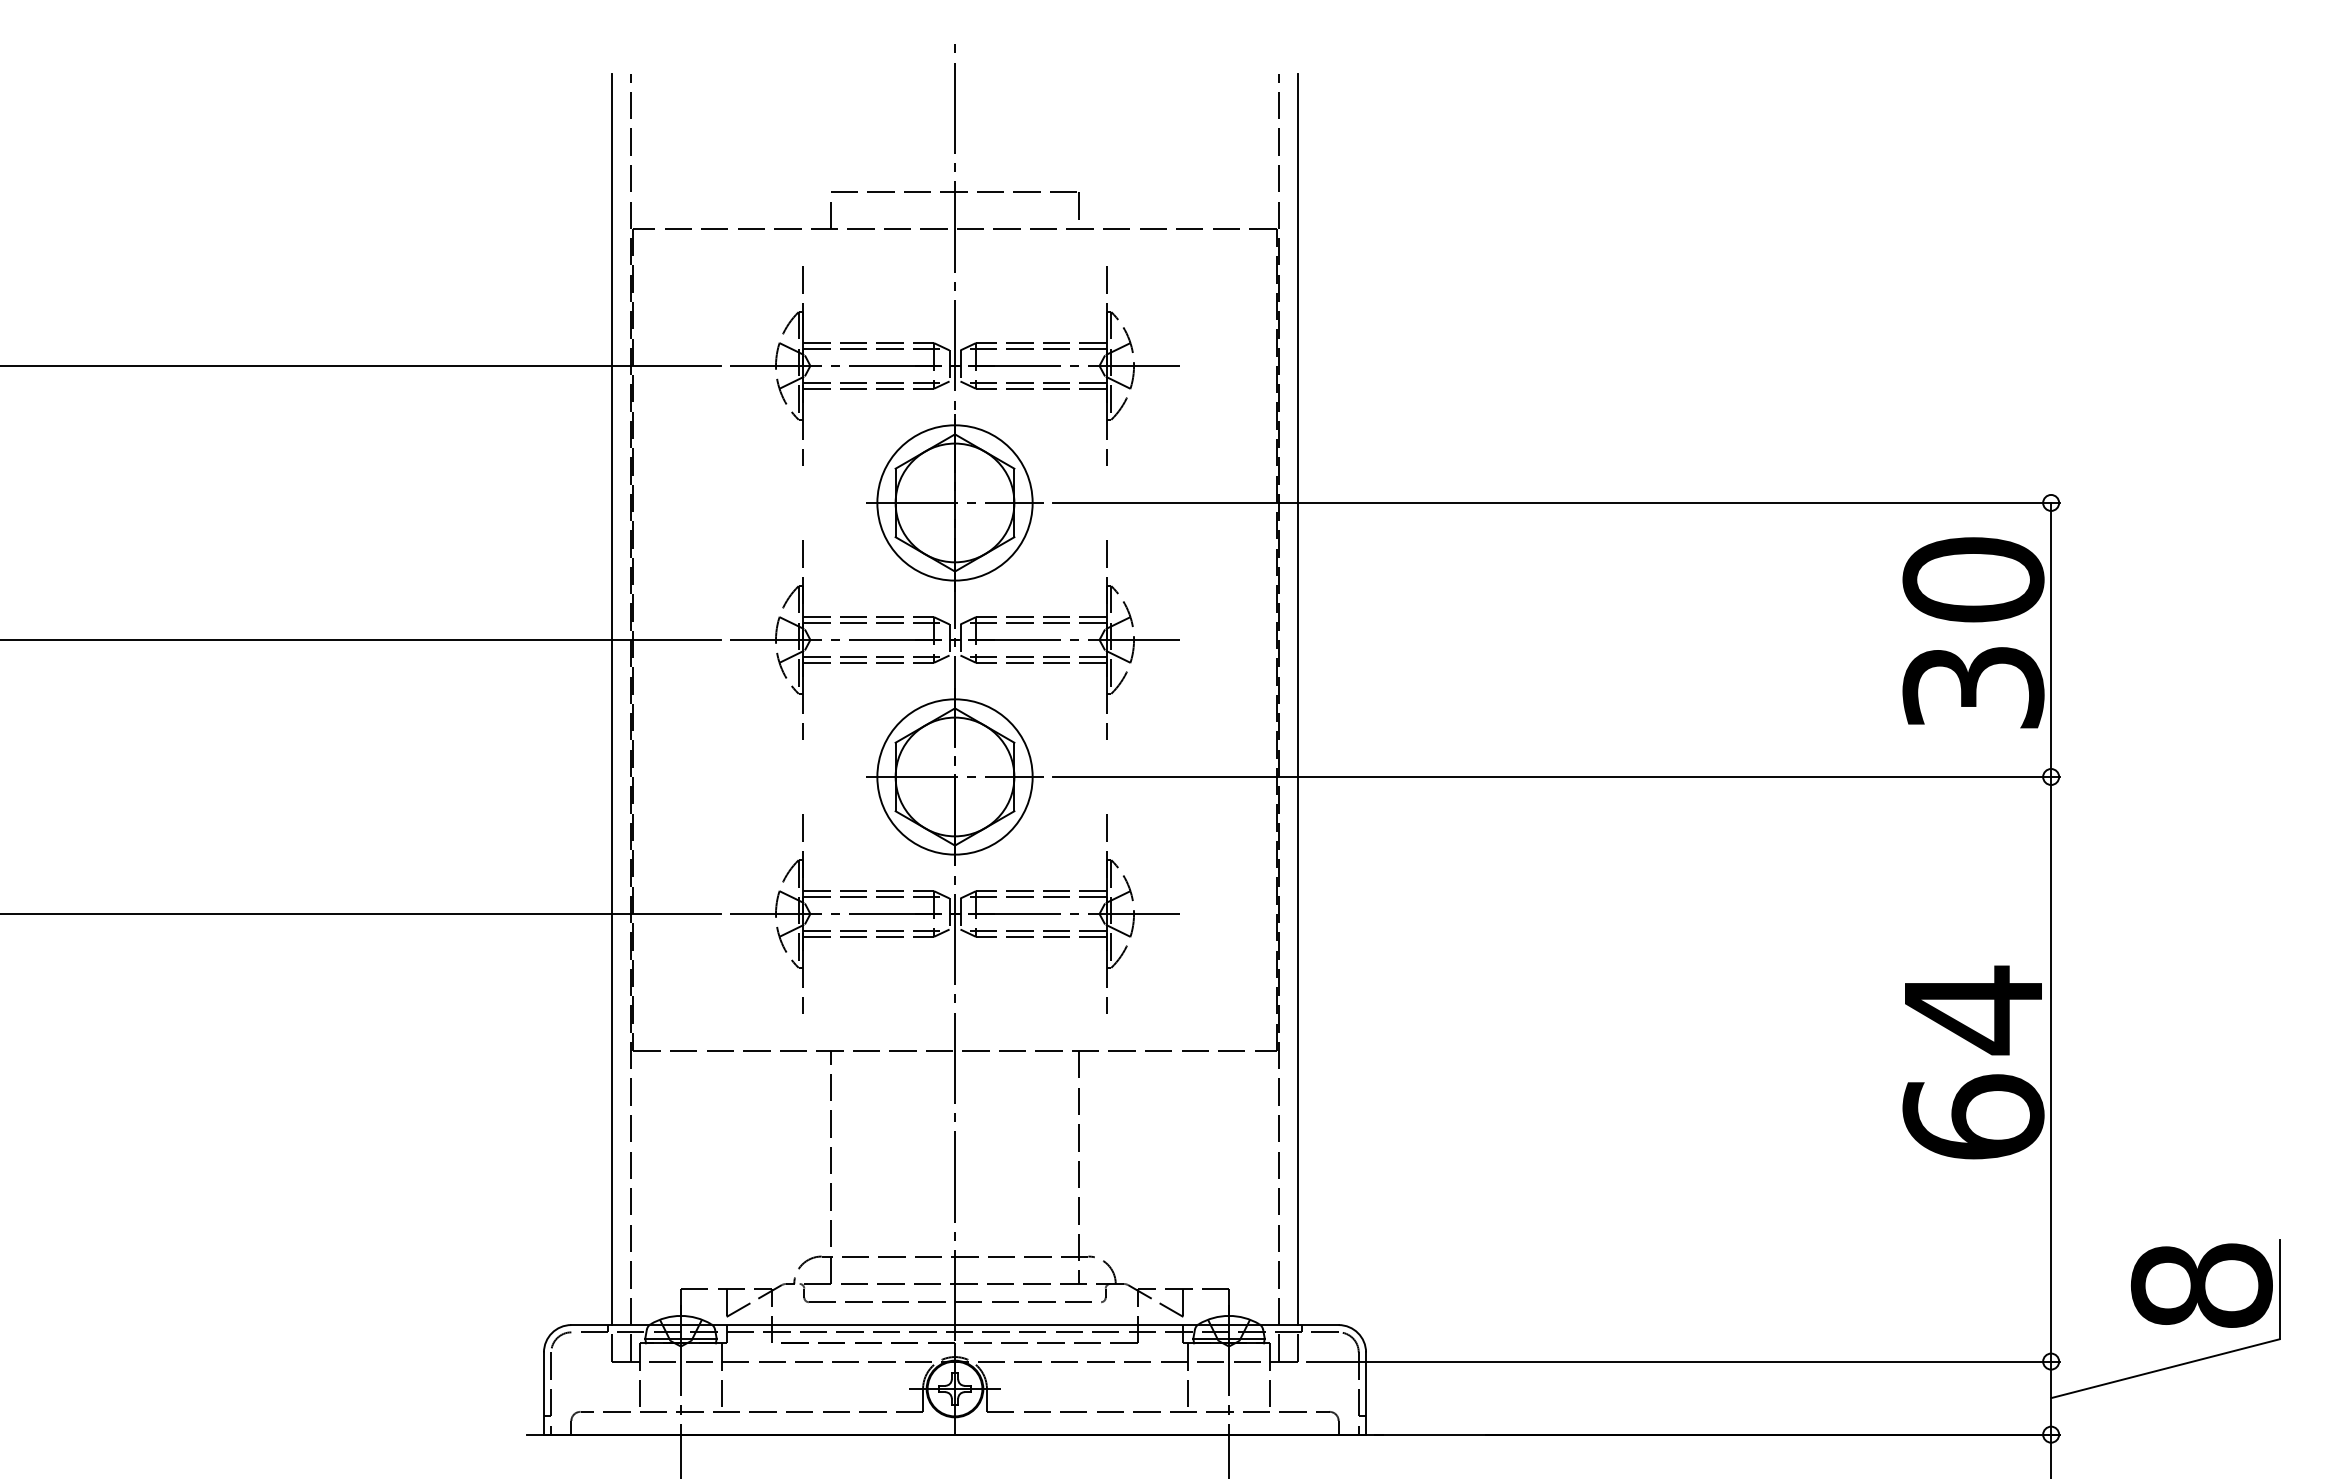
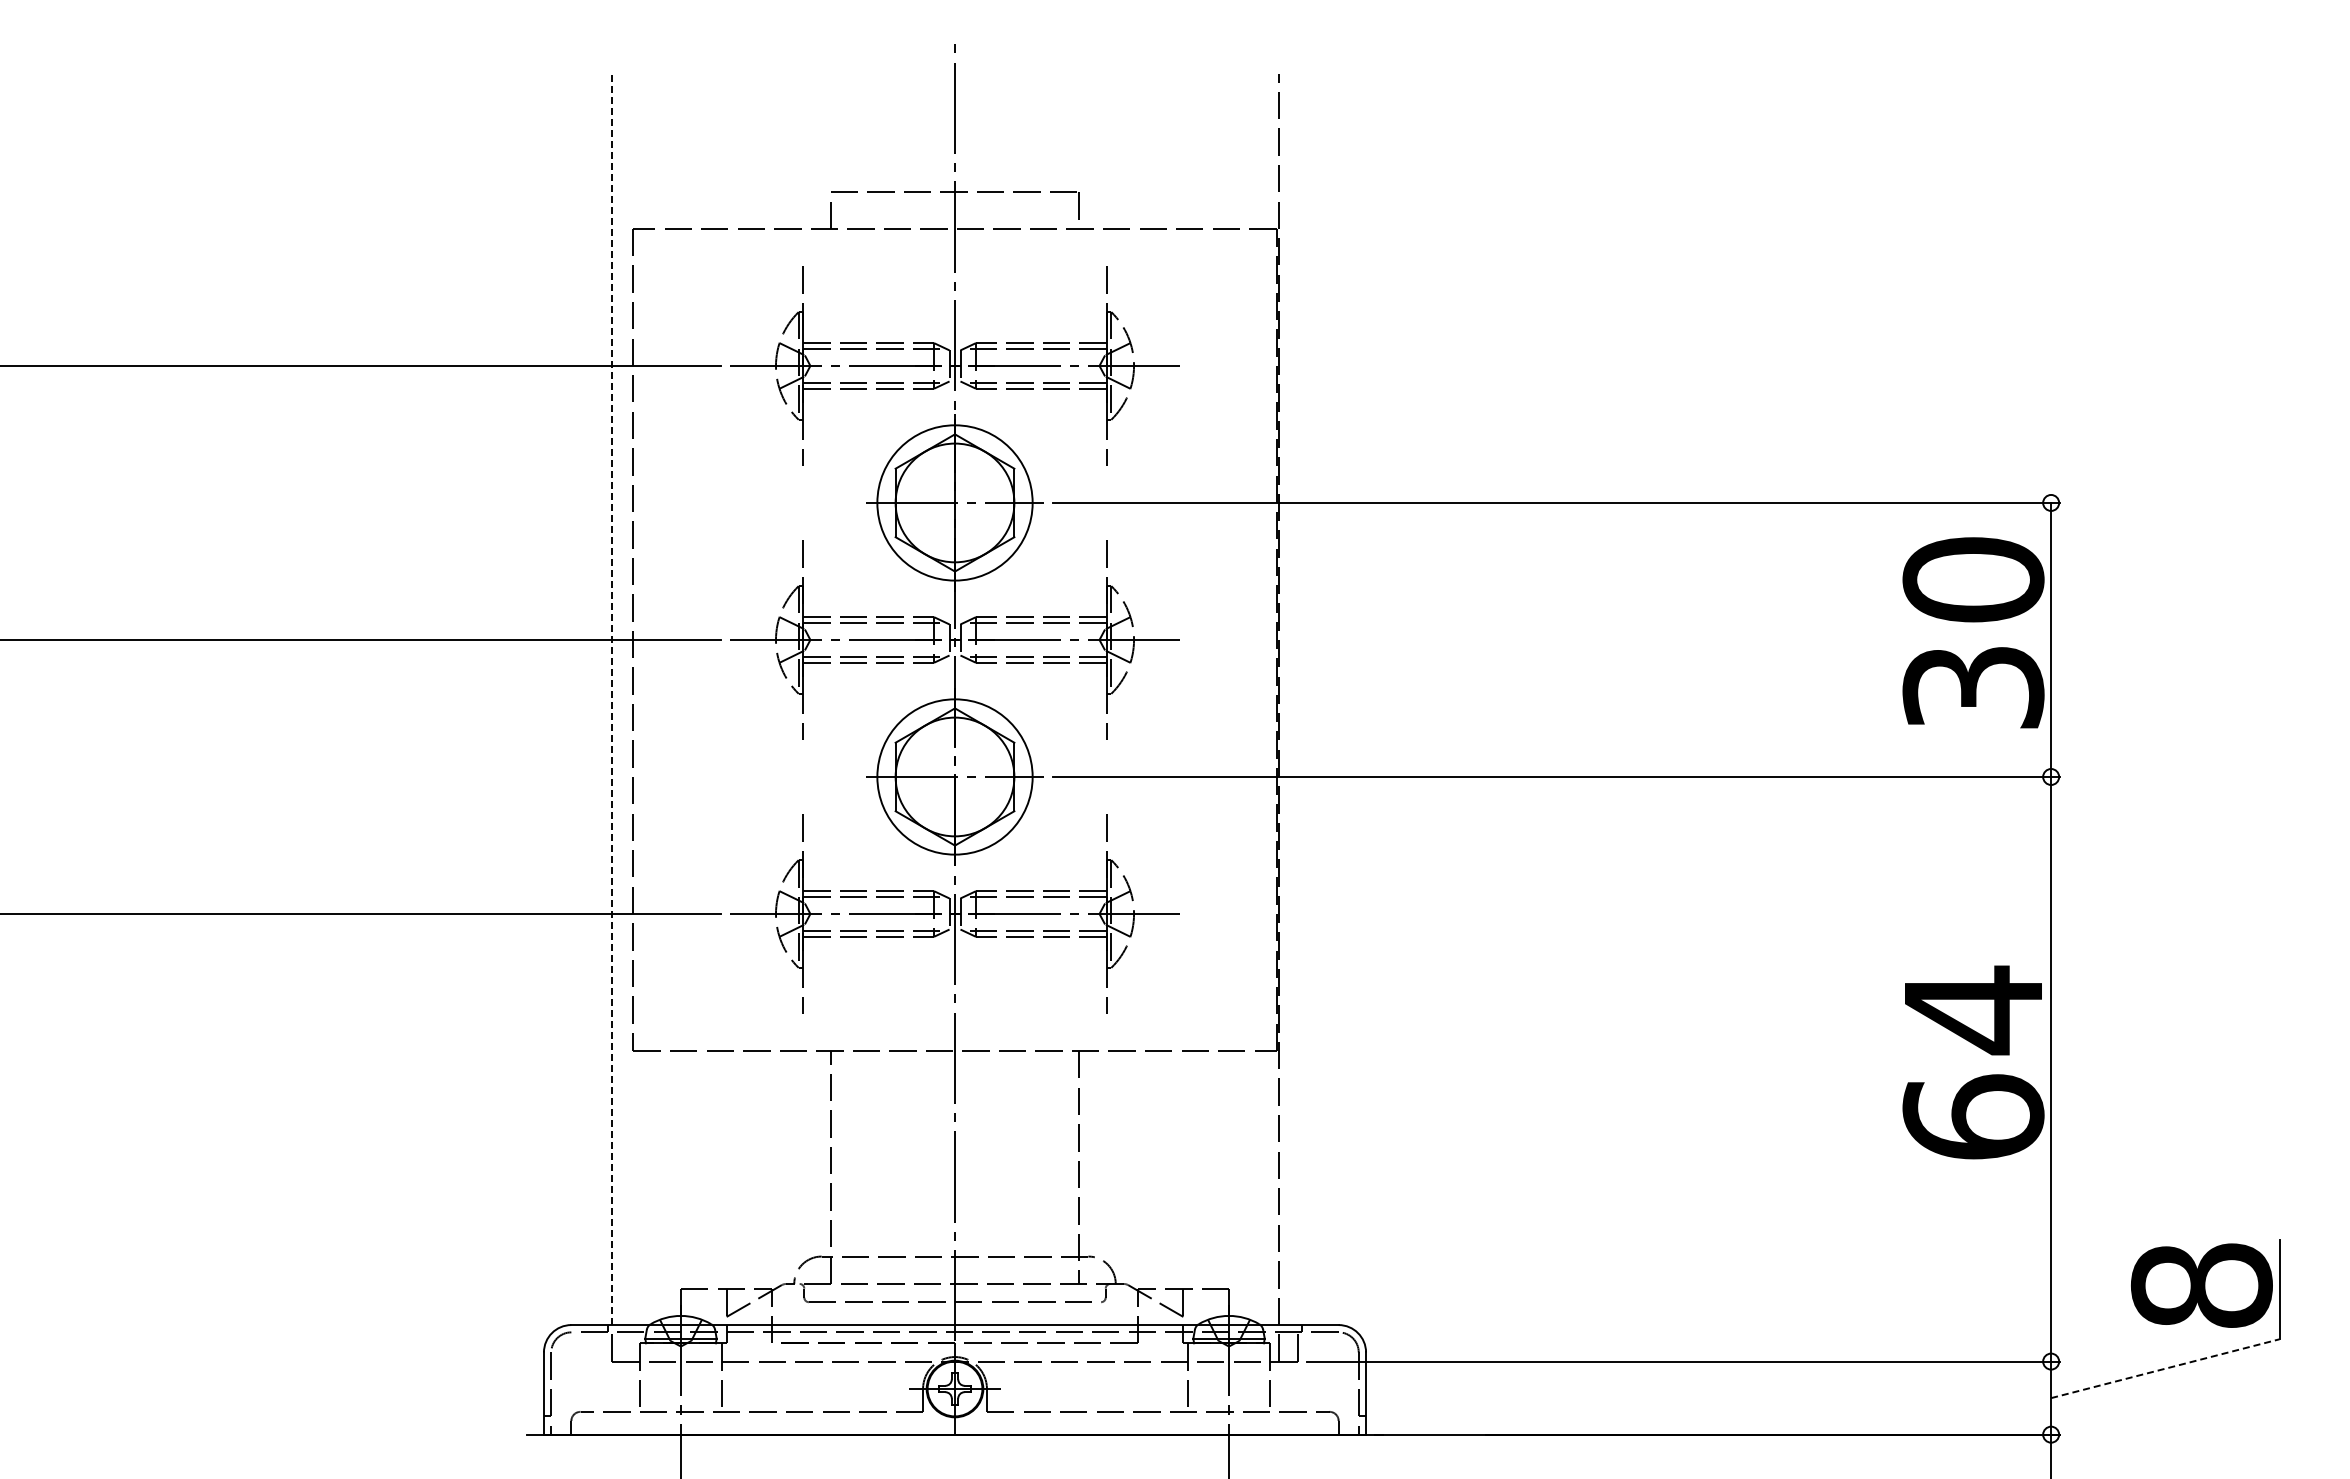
line: solid -> dashed (612, 699)
line: present -> none (1297, 699)
line: present -> none (630, 717)
line: solid -> dashed (2165, 1368)
